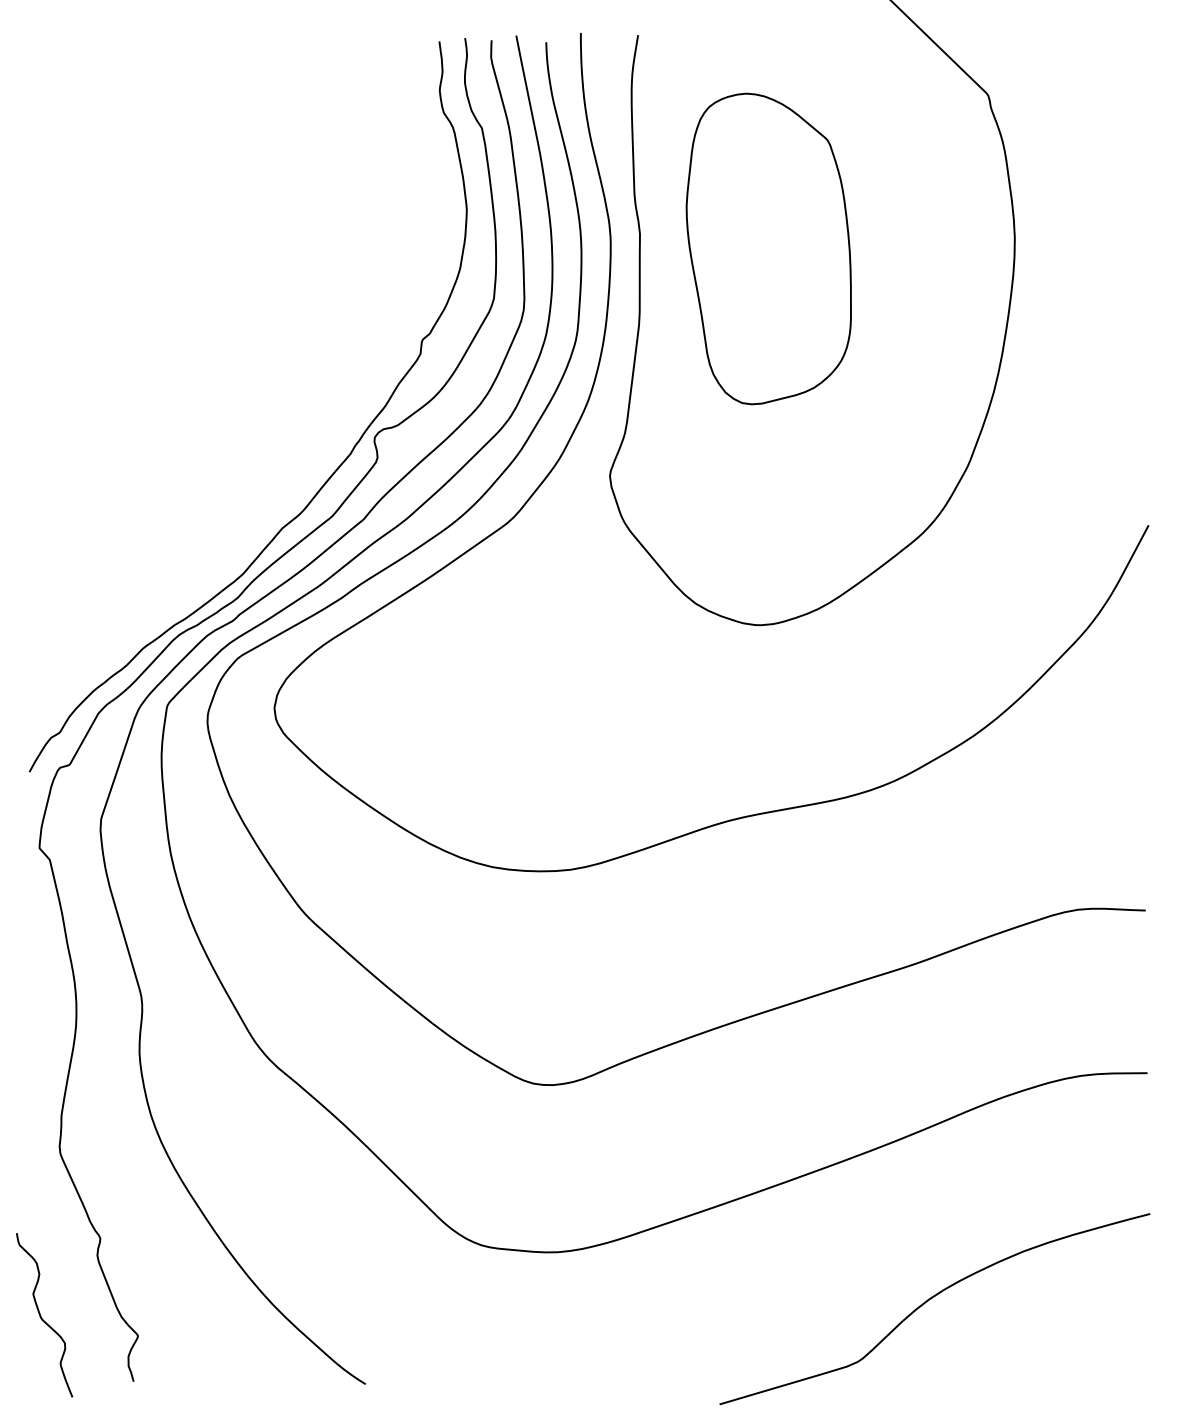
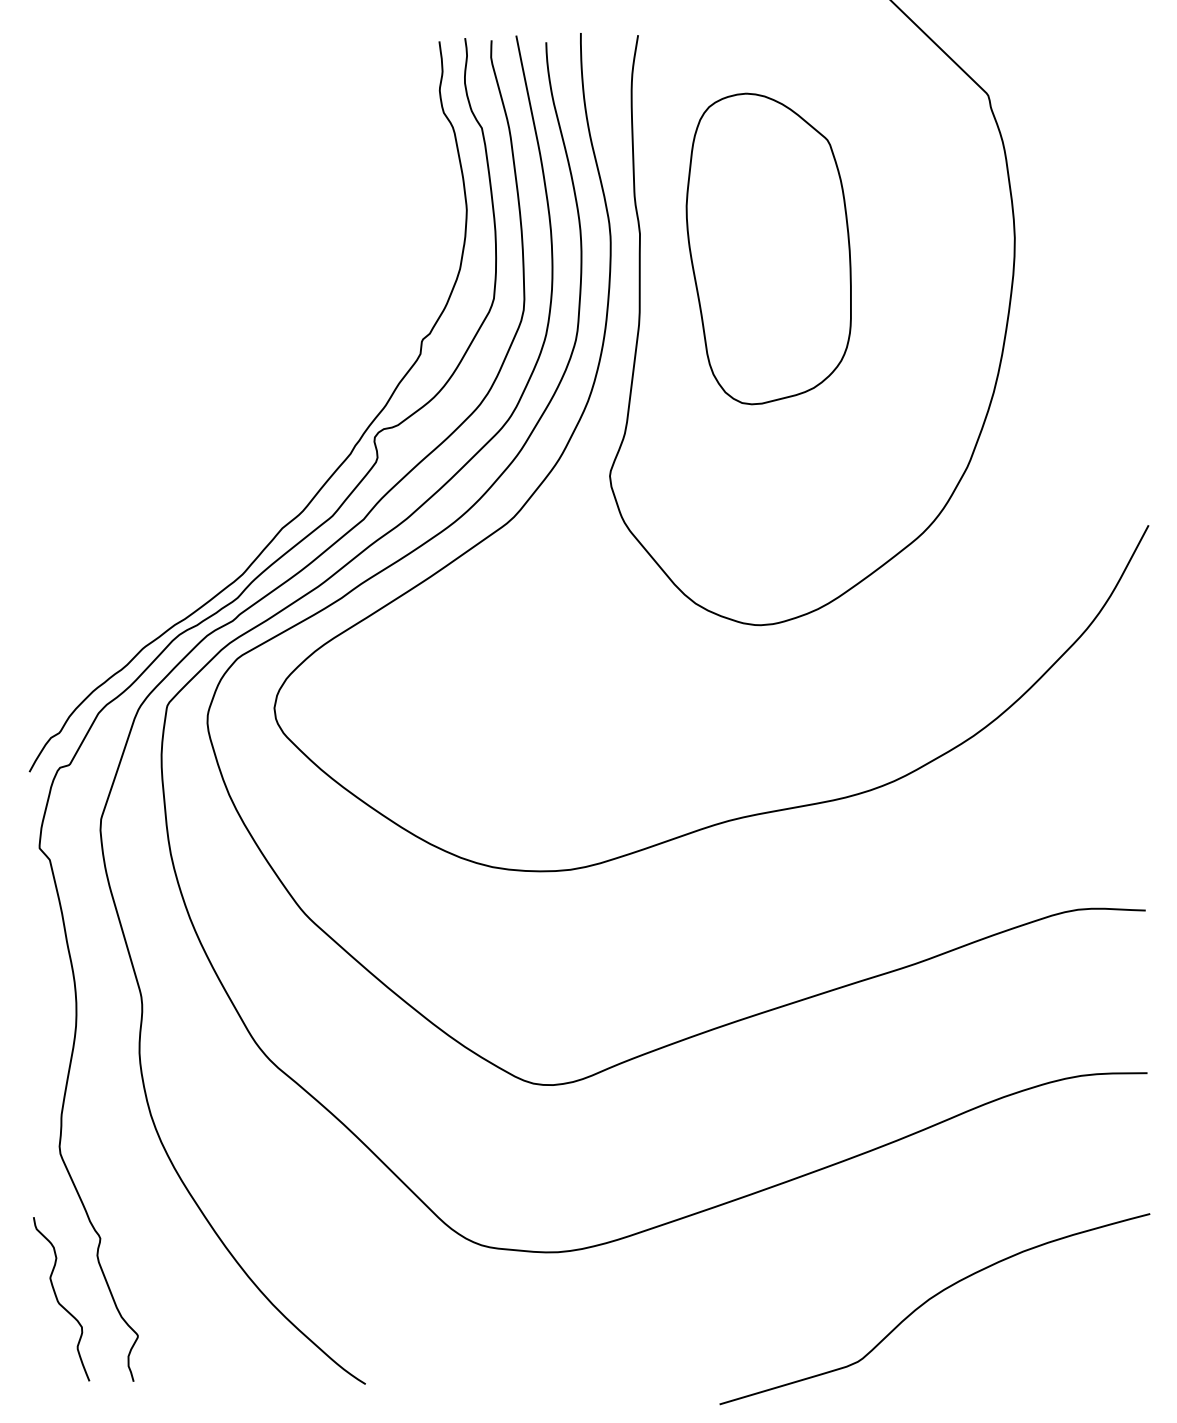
curve position: (41, 1315) -> (58, 1299) (58, 1299)
